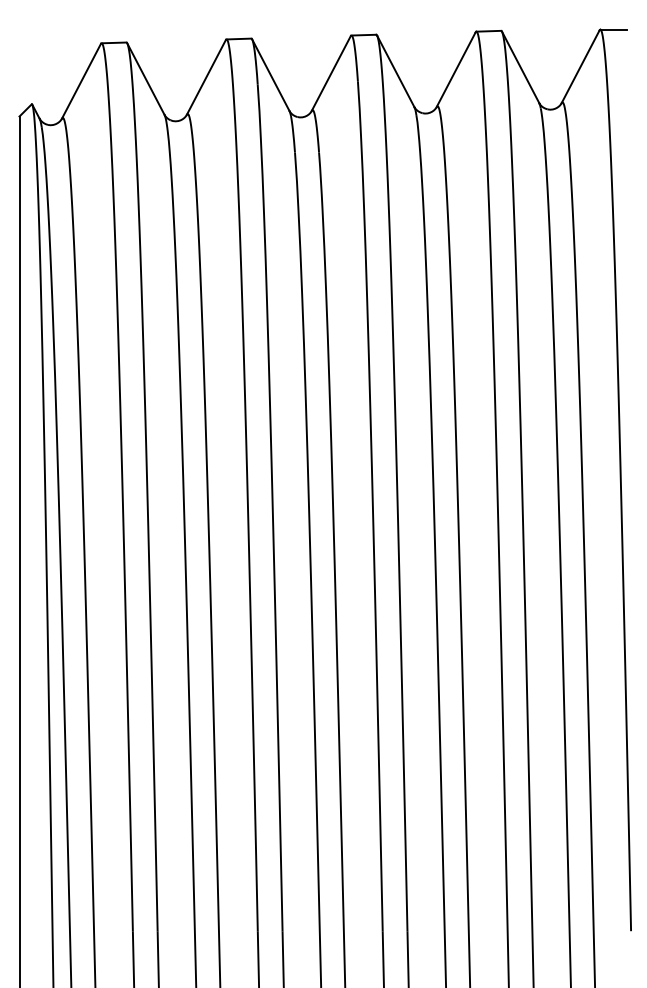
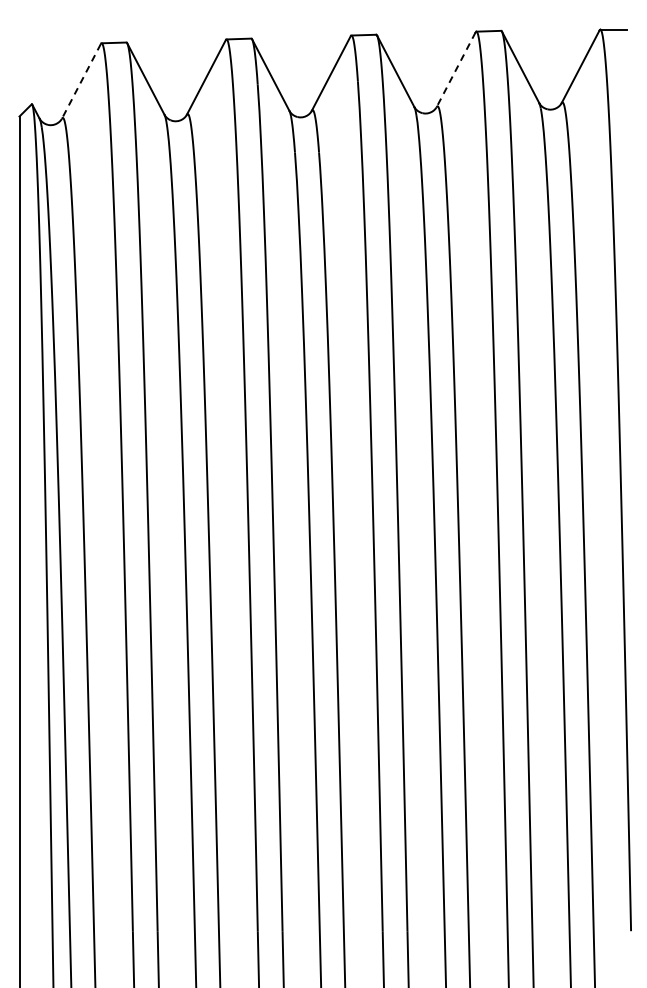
line: solid -> dashed (455, 70)
line: solid -> dashed (81, 81)
